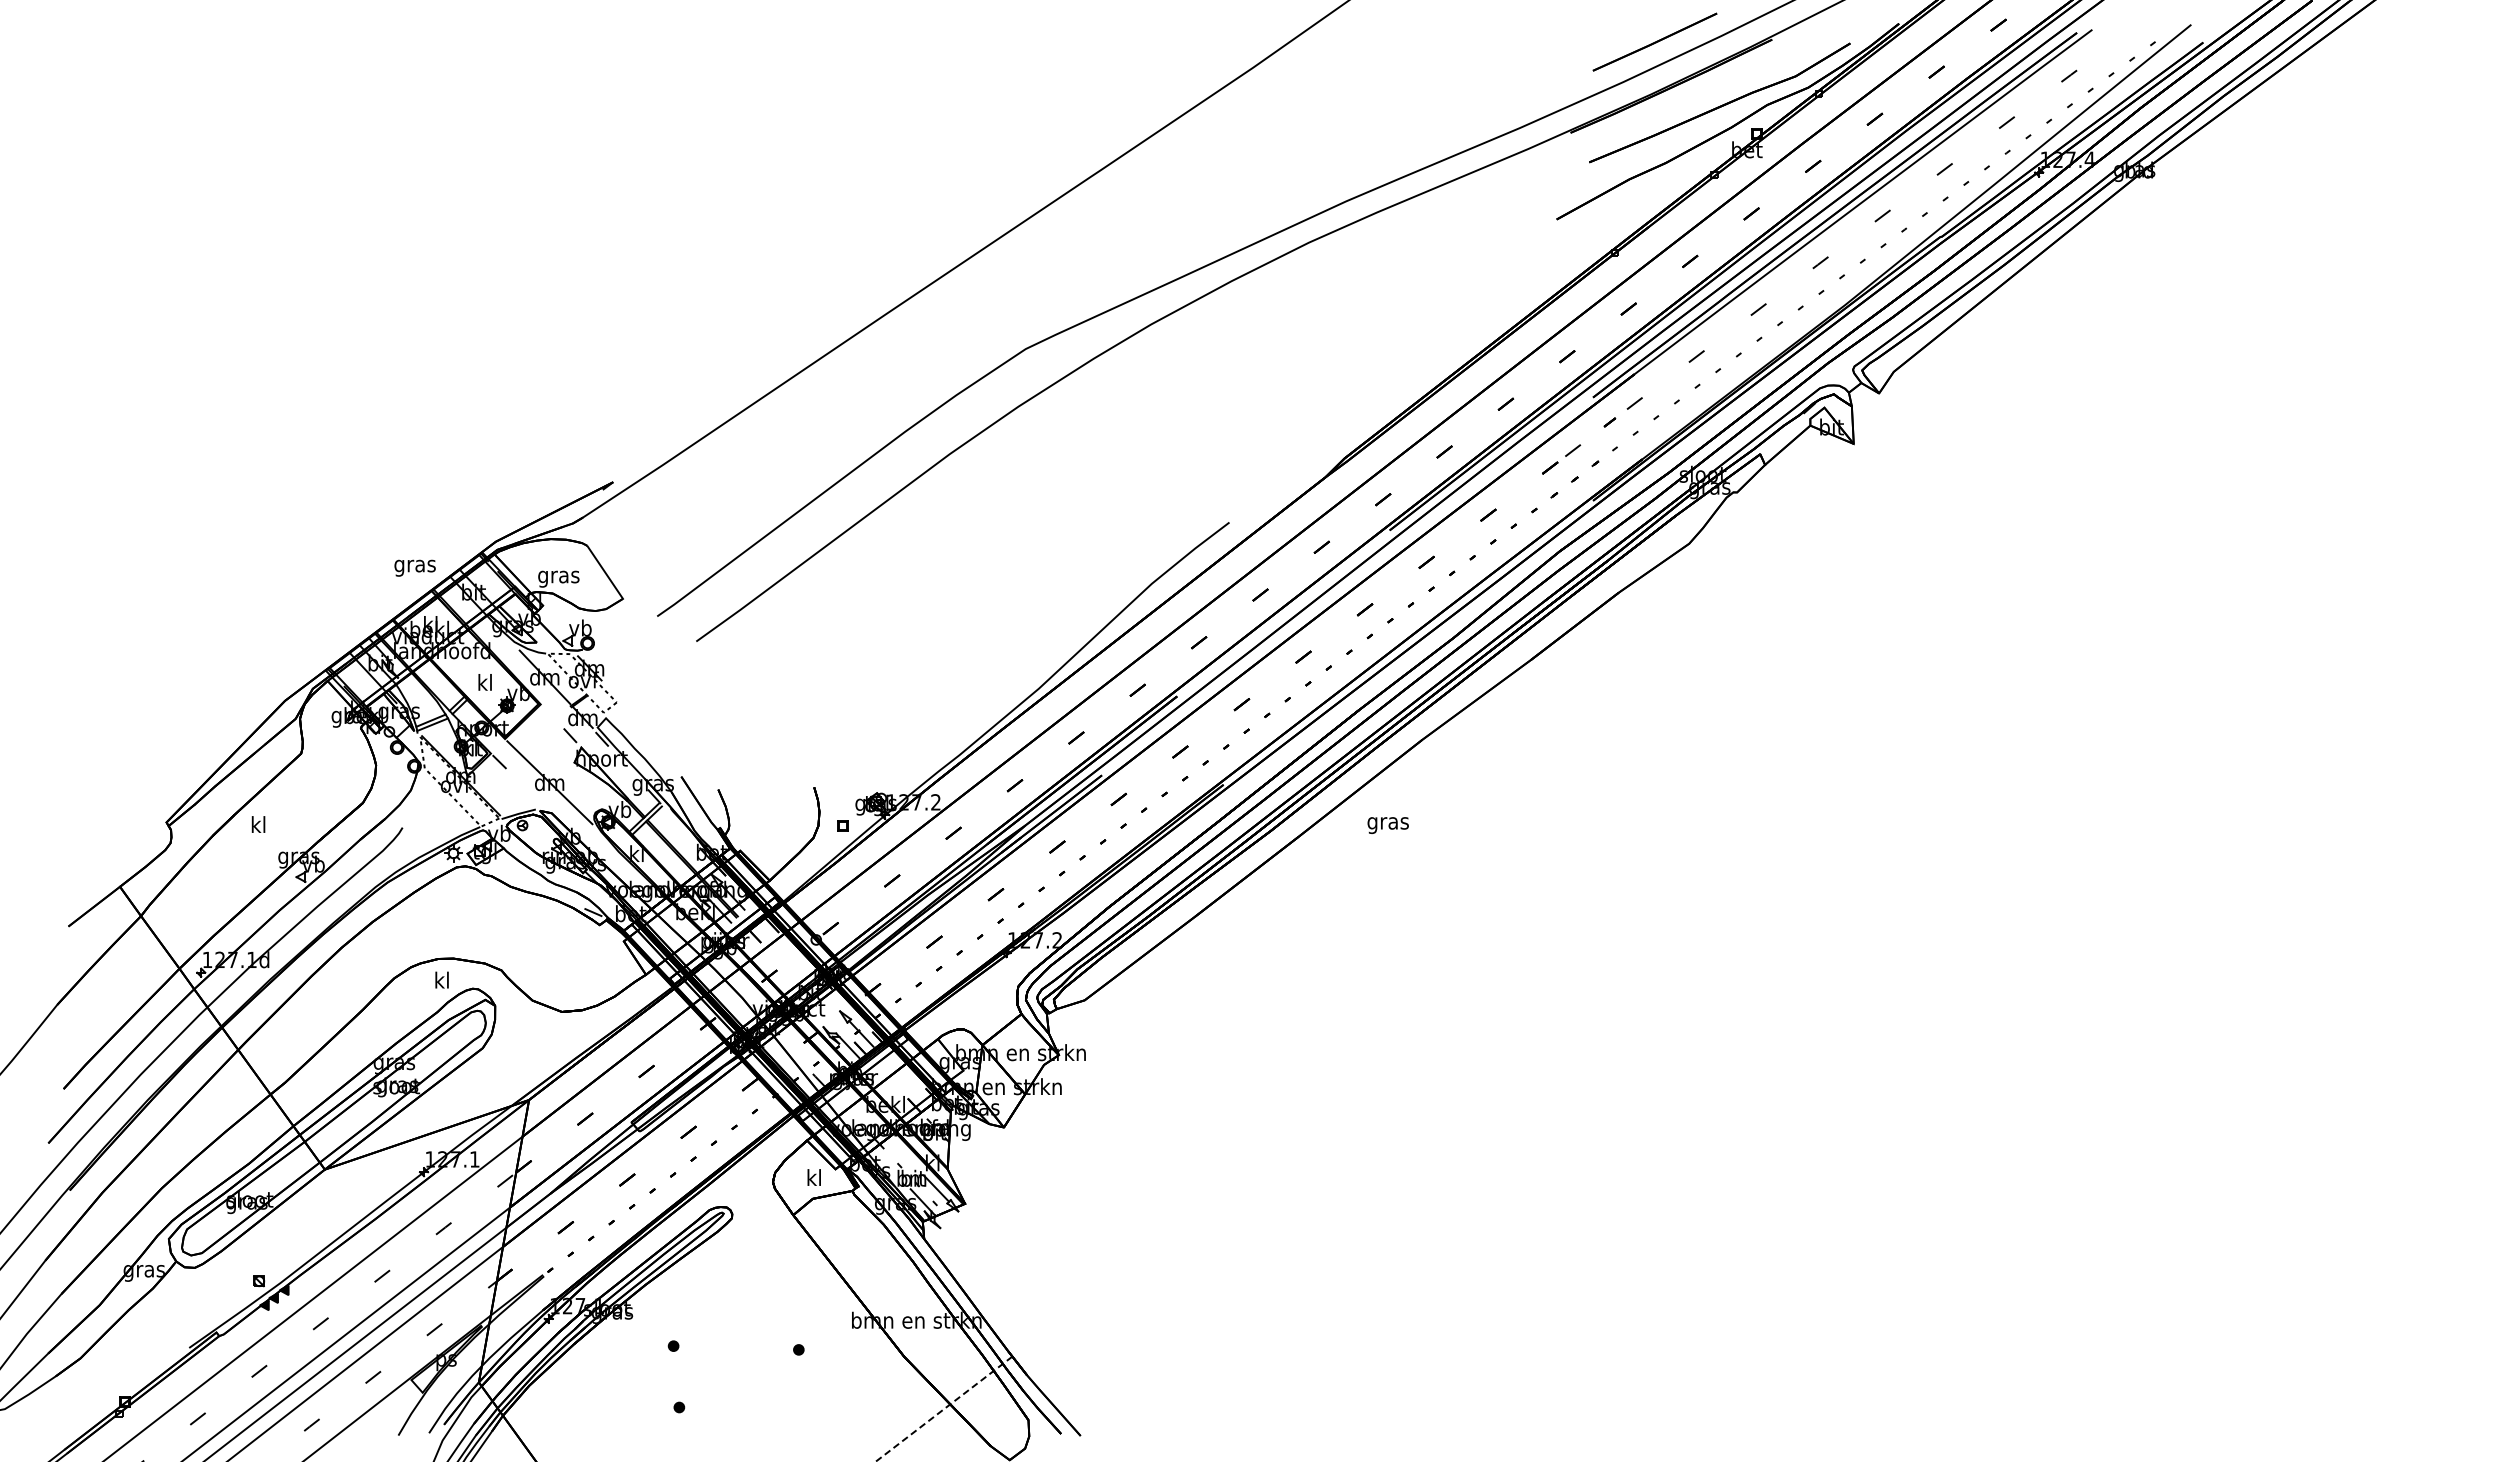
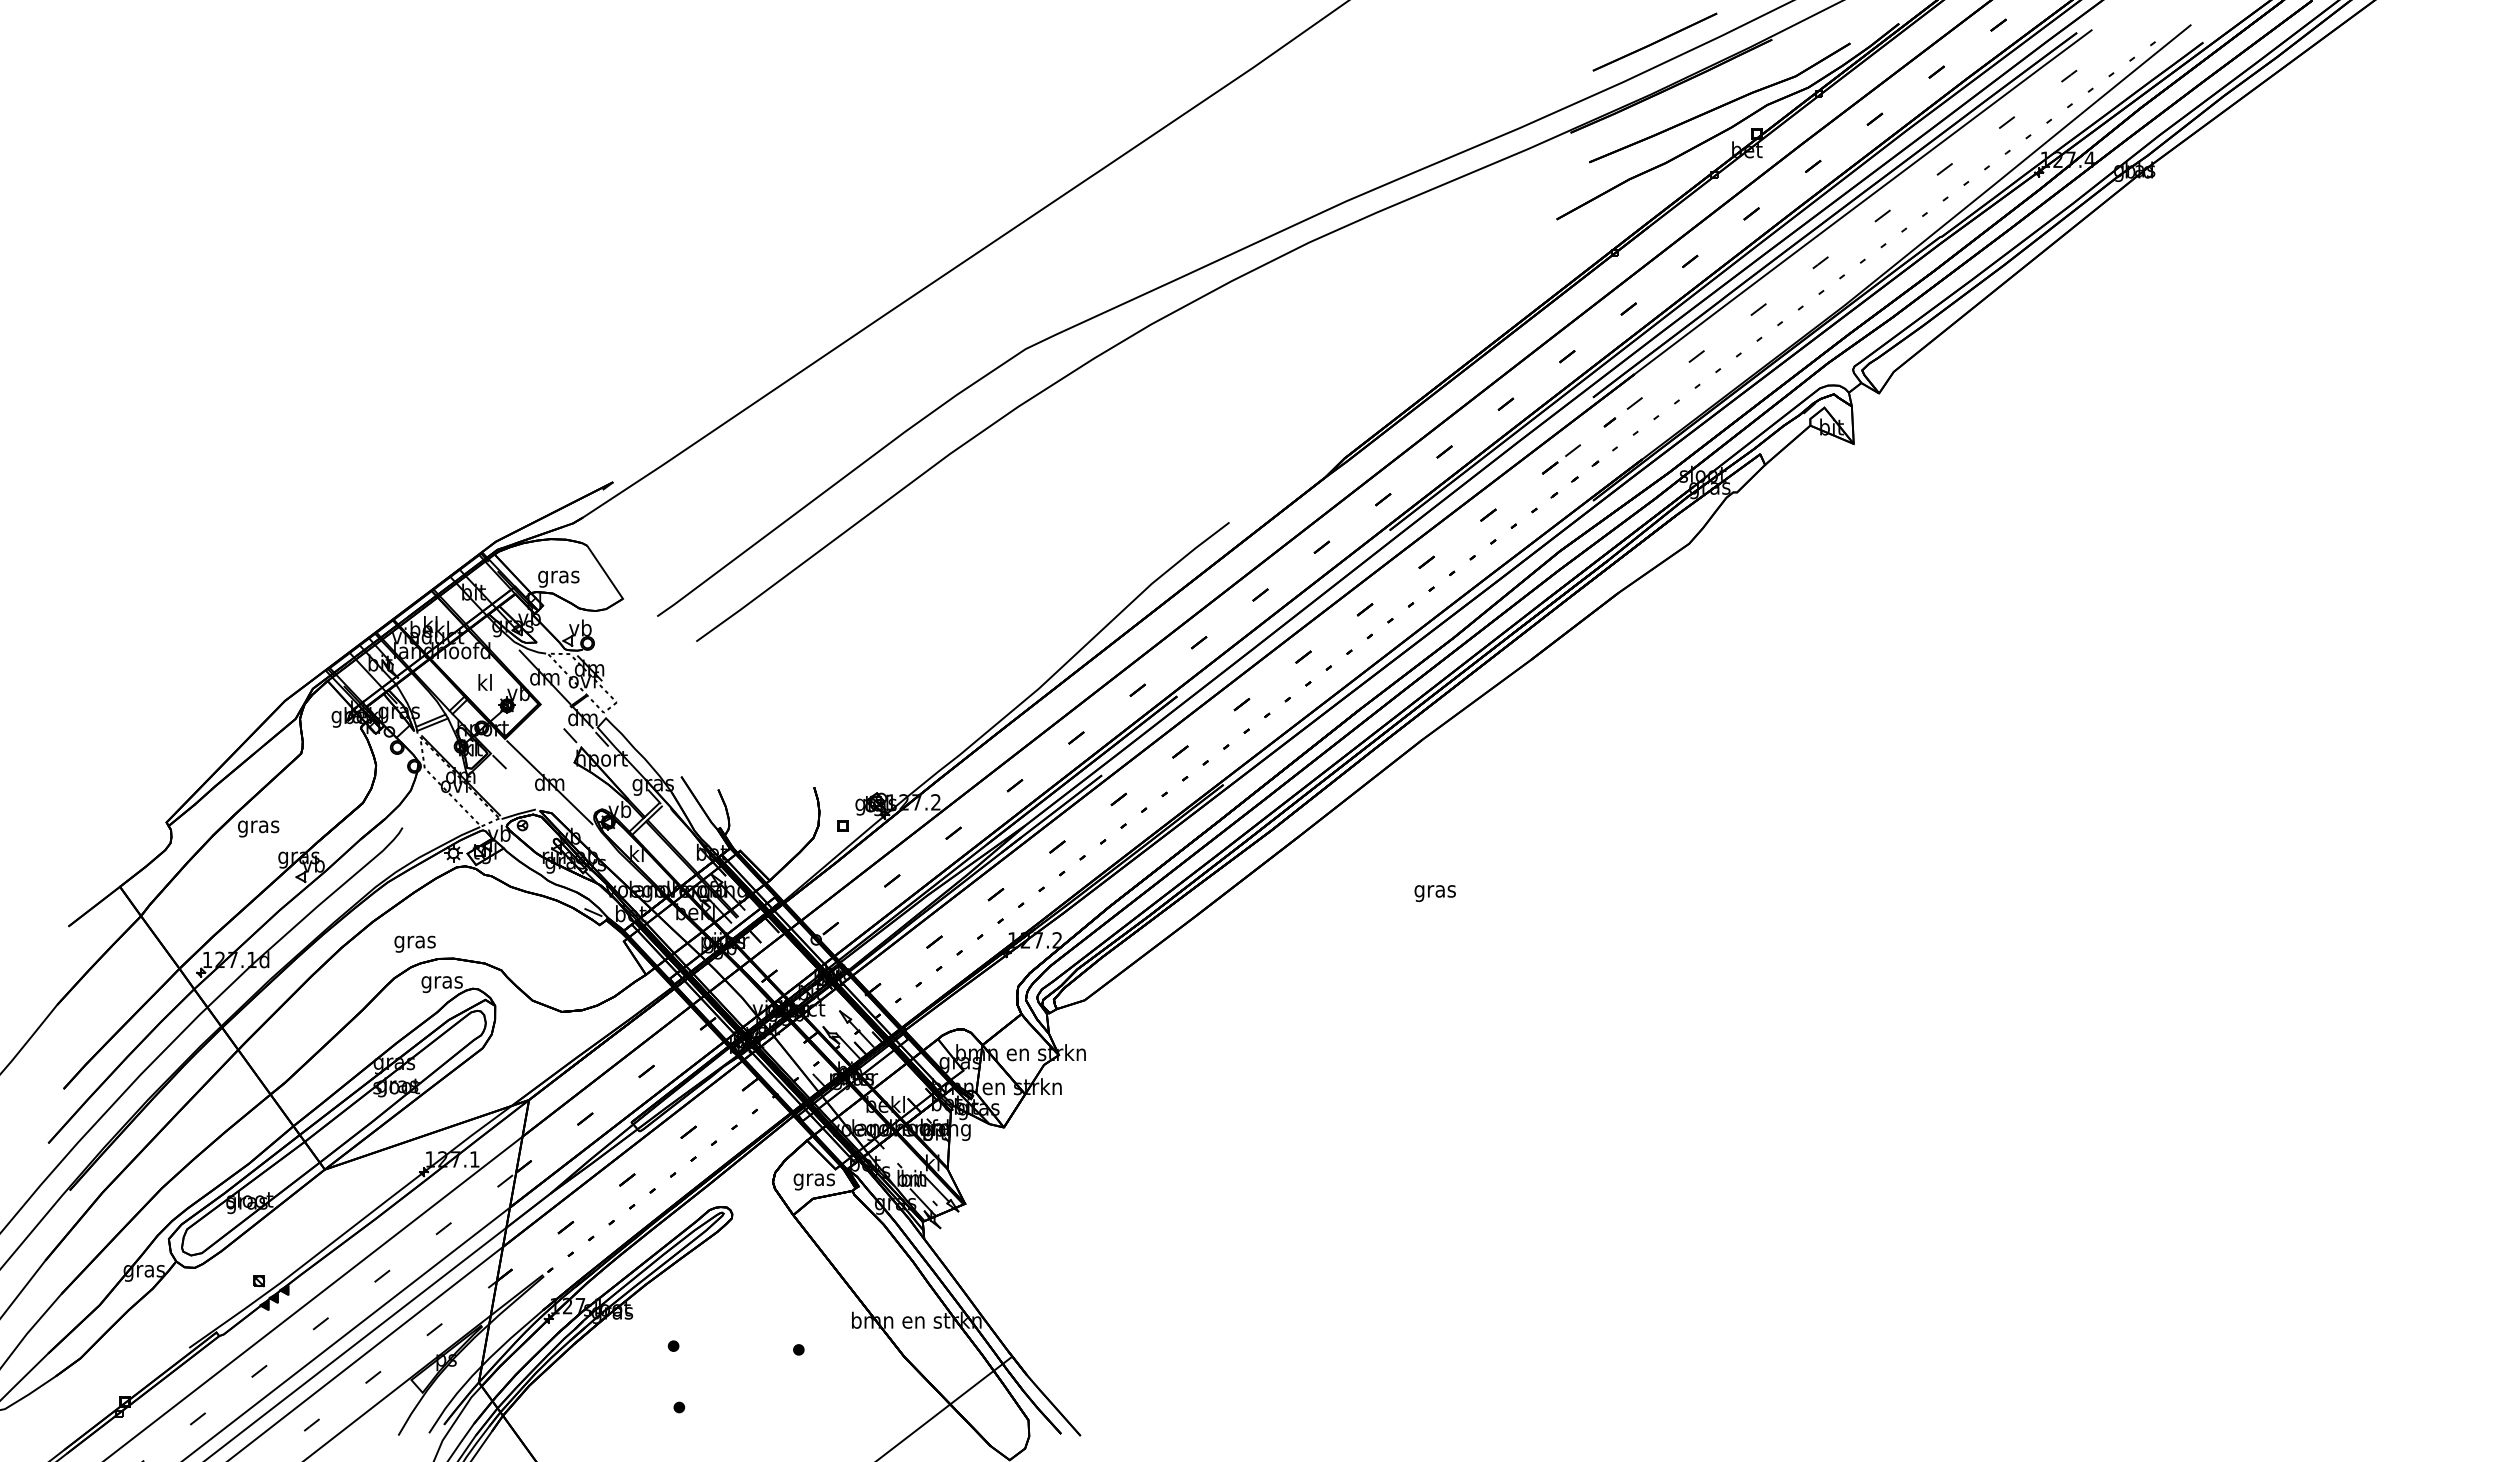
text position: (414, 567) -> (414, 943) (414, 943)
text position: (1387, 825) -> (1434, 893) (1434, 893)
text: kl -> gras (258, 826)
text: kl -> gras (441, 982)
text: kl -> gras (813, 1179)
line: dashed -> solid (943, 1409)
